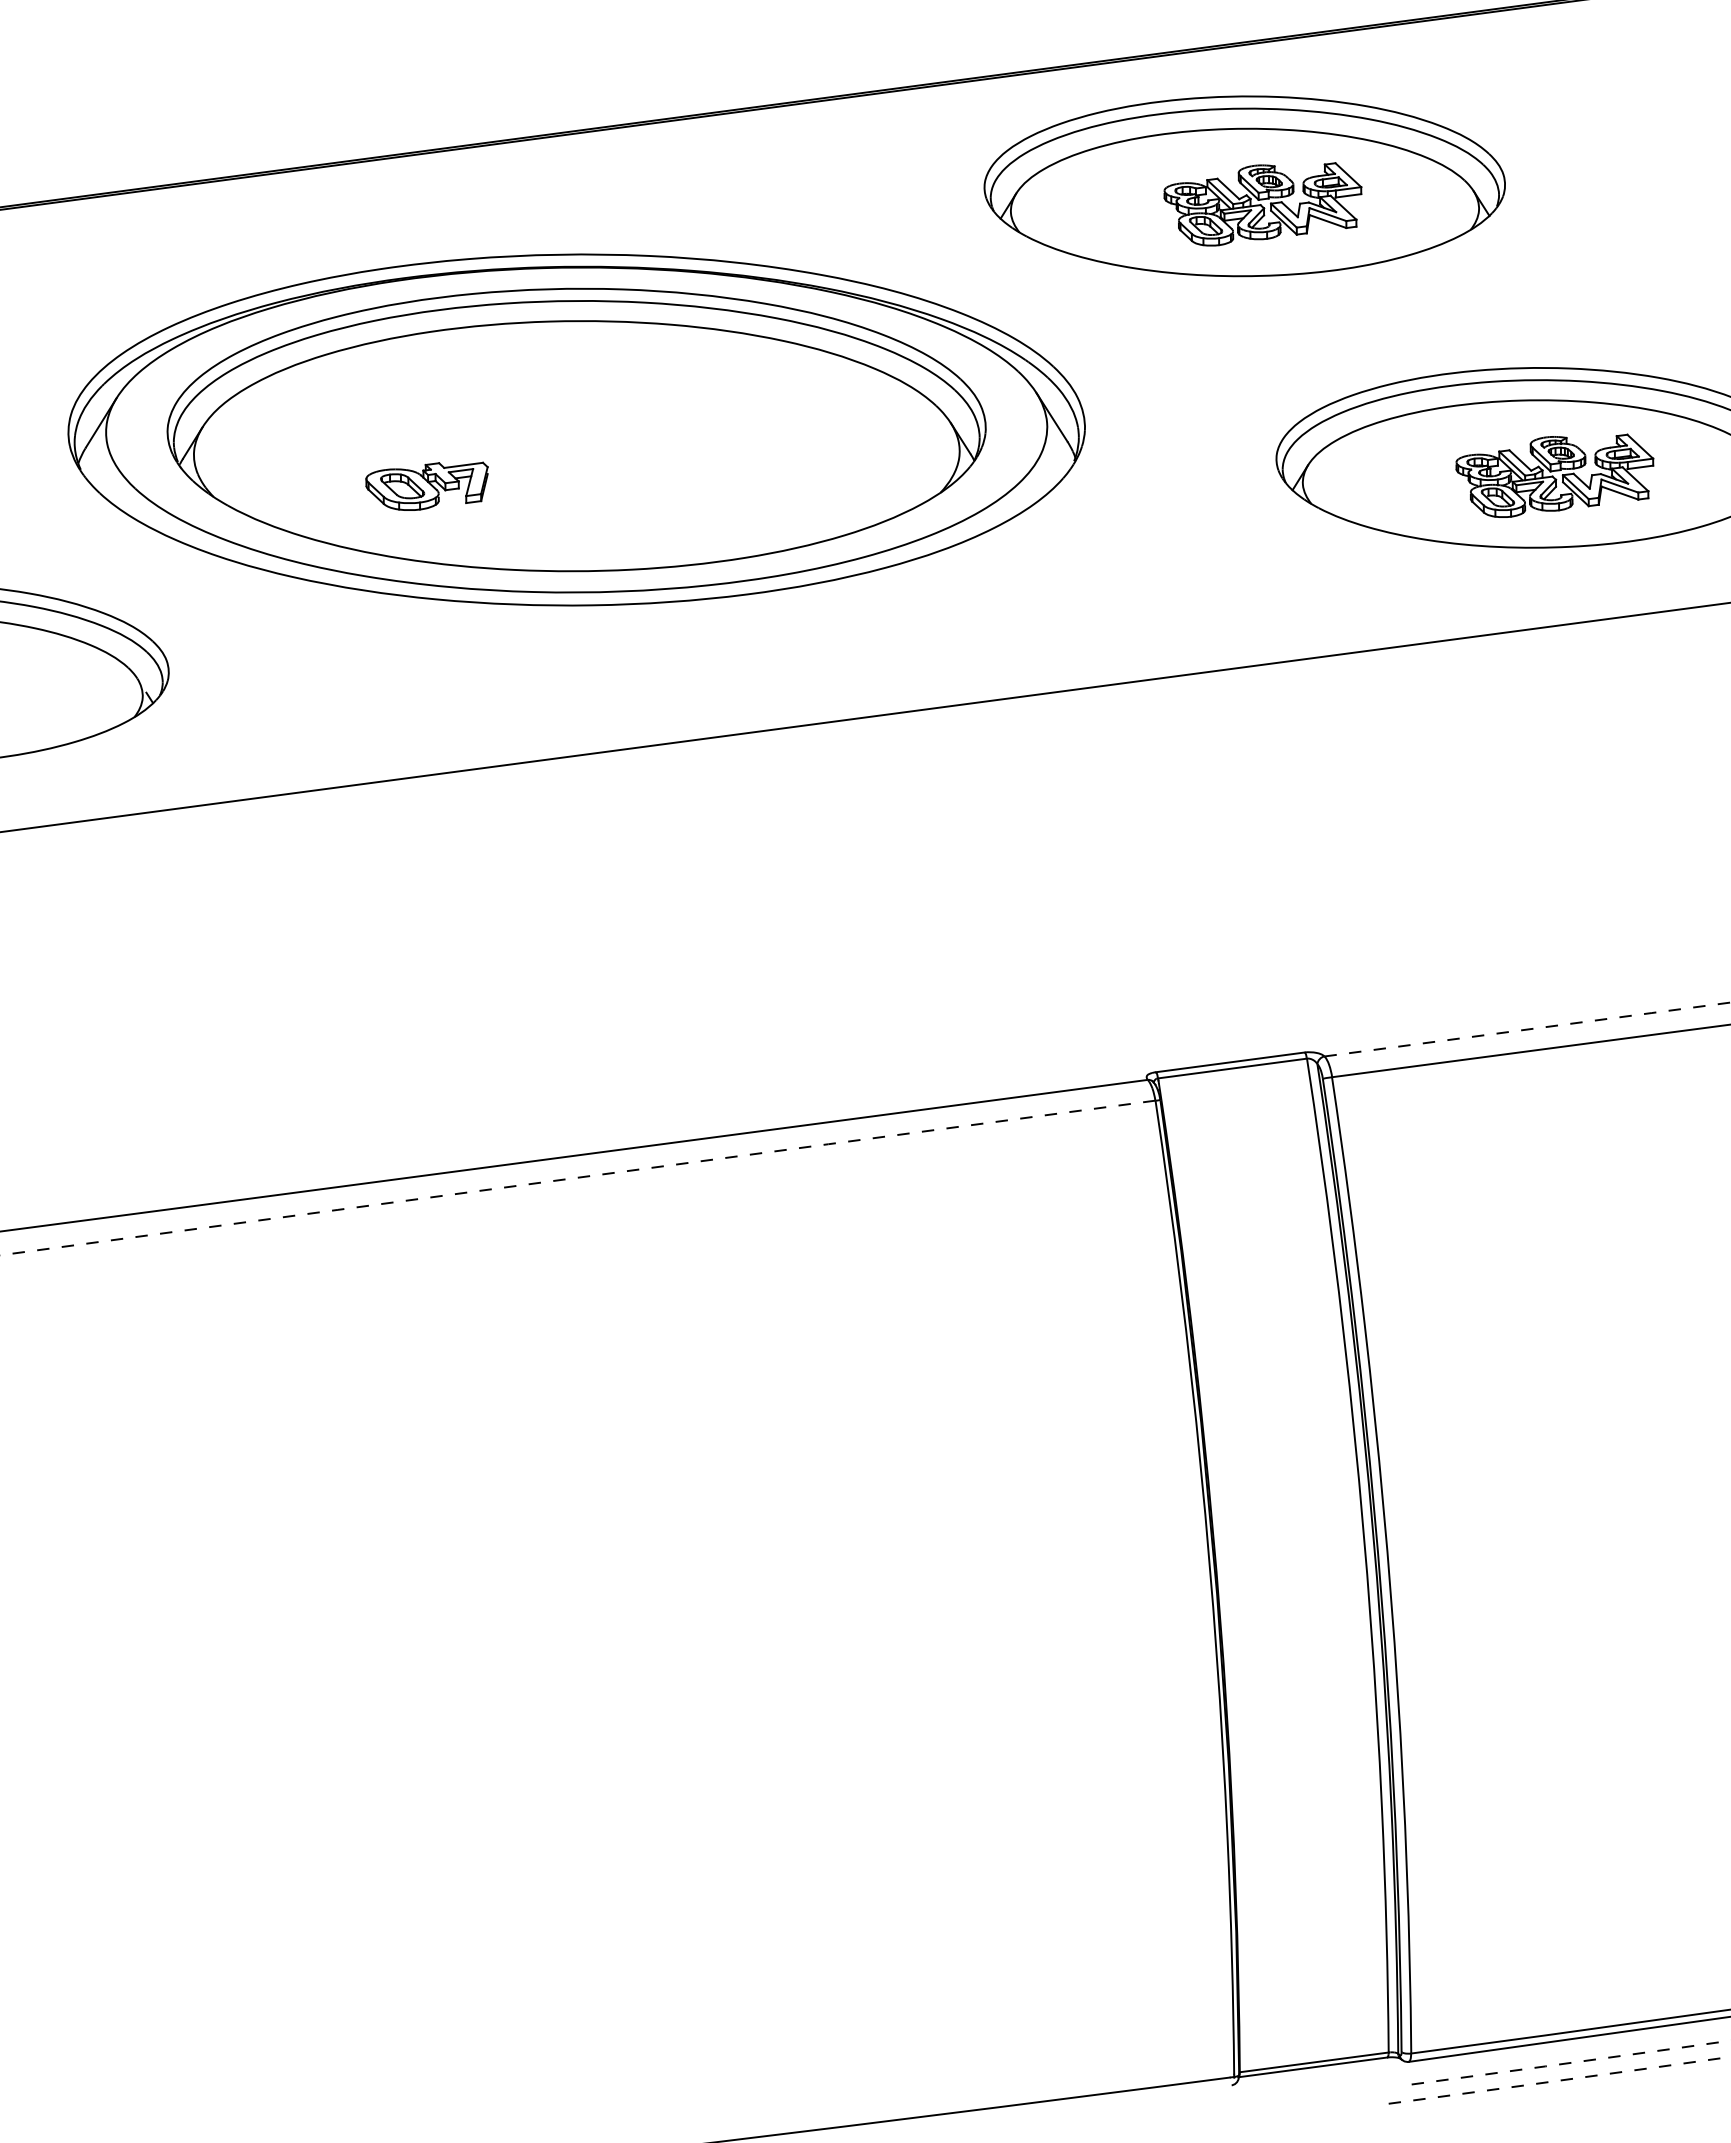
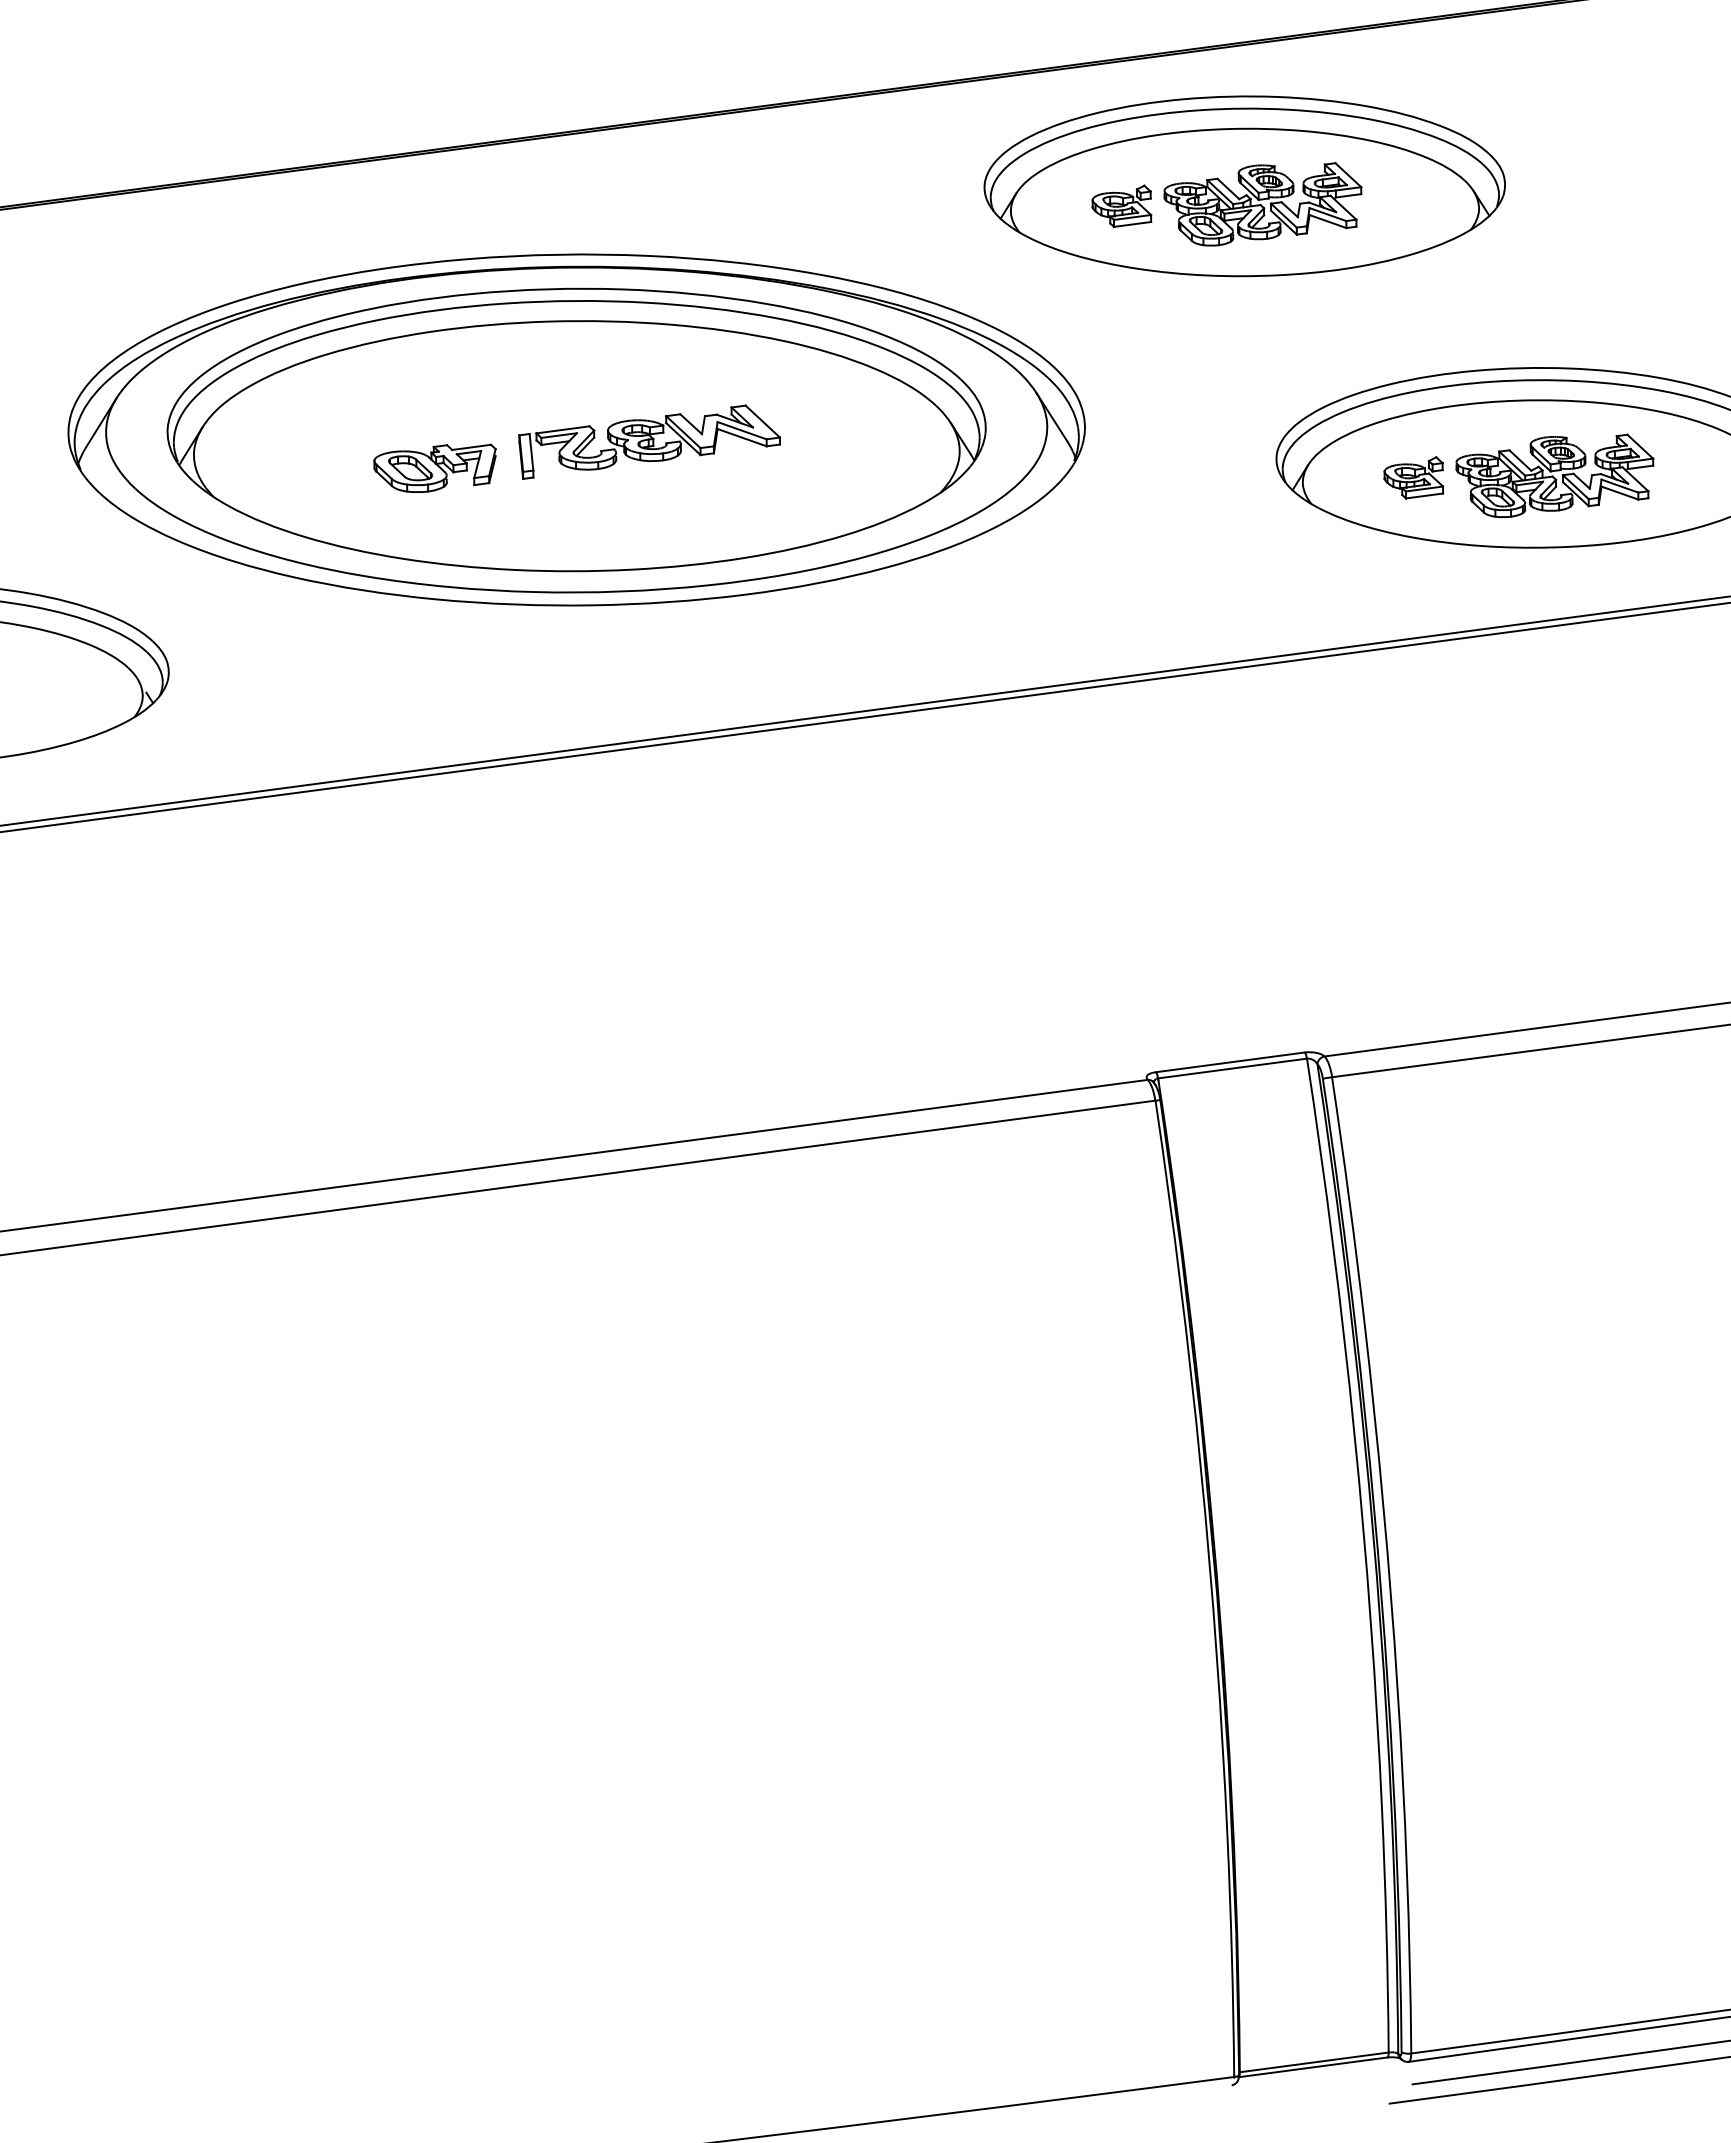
part: none -> present (1121, 205)
part: none -> present (649, 441)
part: none -> present (1413, 477)
part position: (426, 485) -> (434, 467) (434, 467)
line: none -> present (864, 710)
arc: dashed -> solid (1527, 1029)
arc: dashed -> solid (576, 1177)
arc: dashed -> solid (1571, 2062)
arc: dashed -> solid (1559, 2080)
